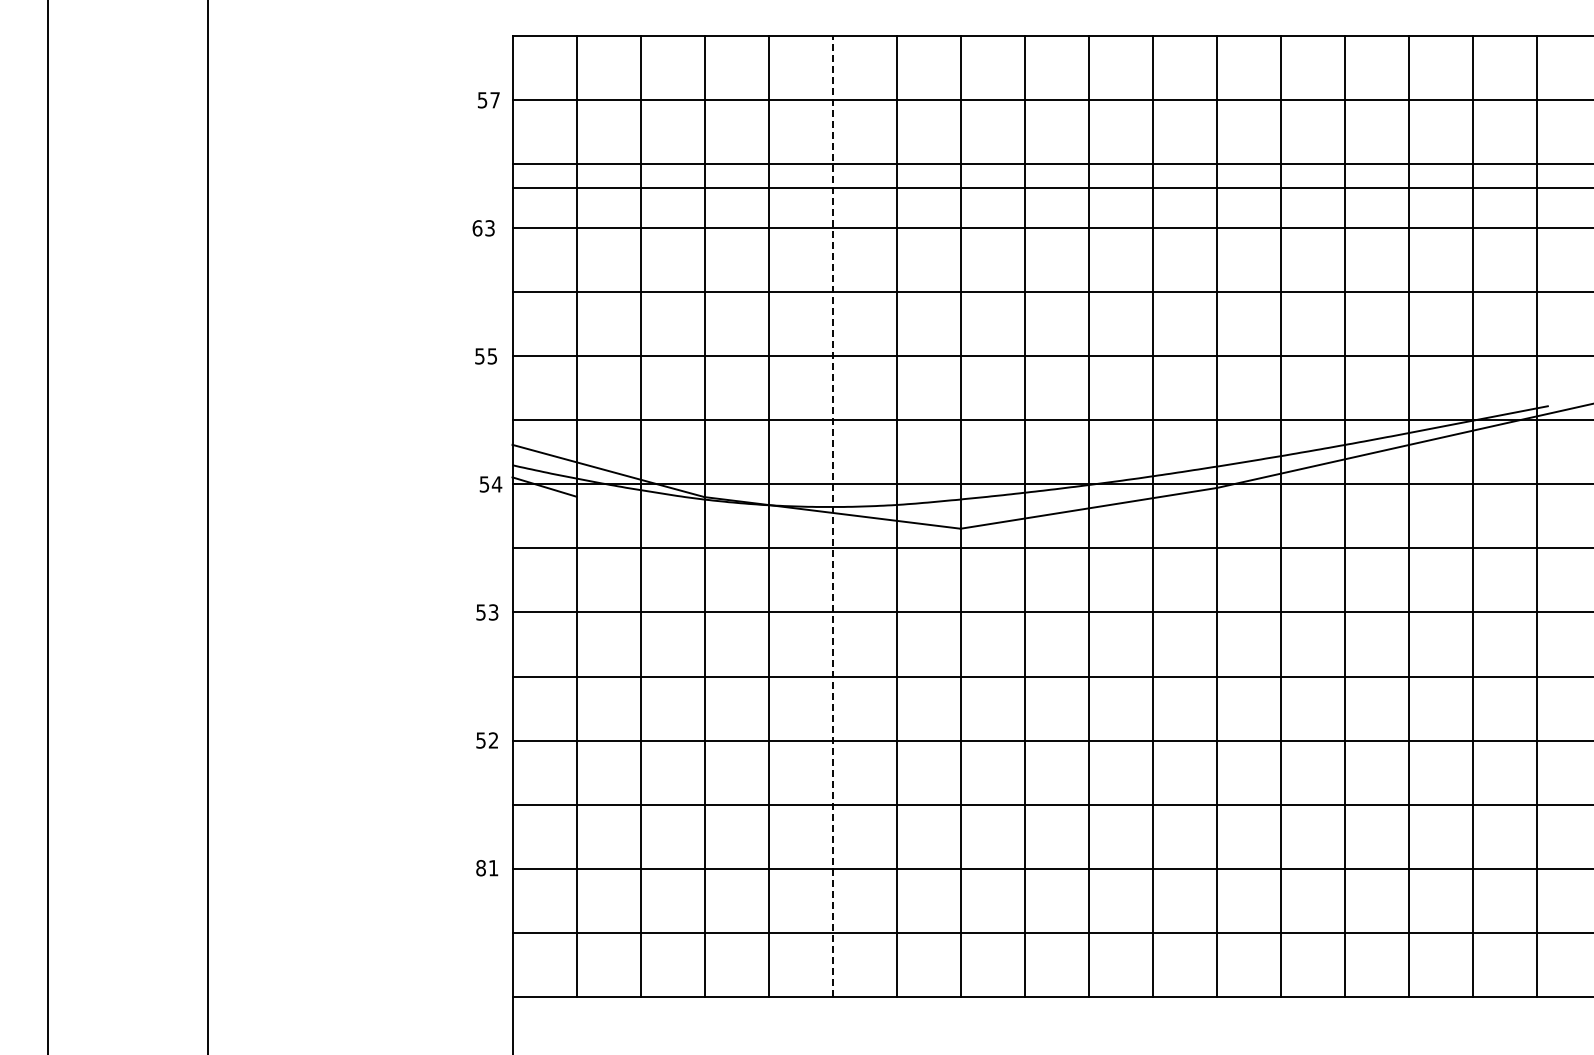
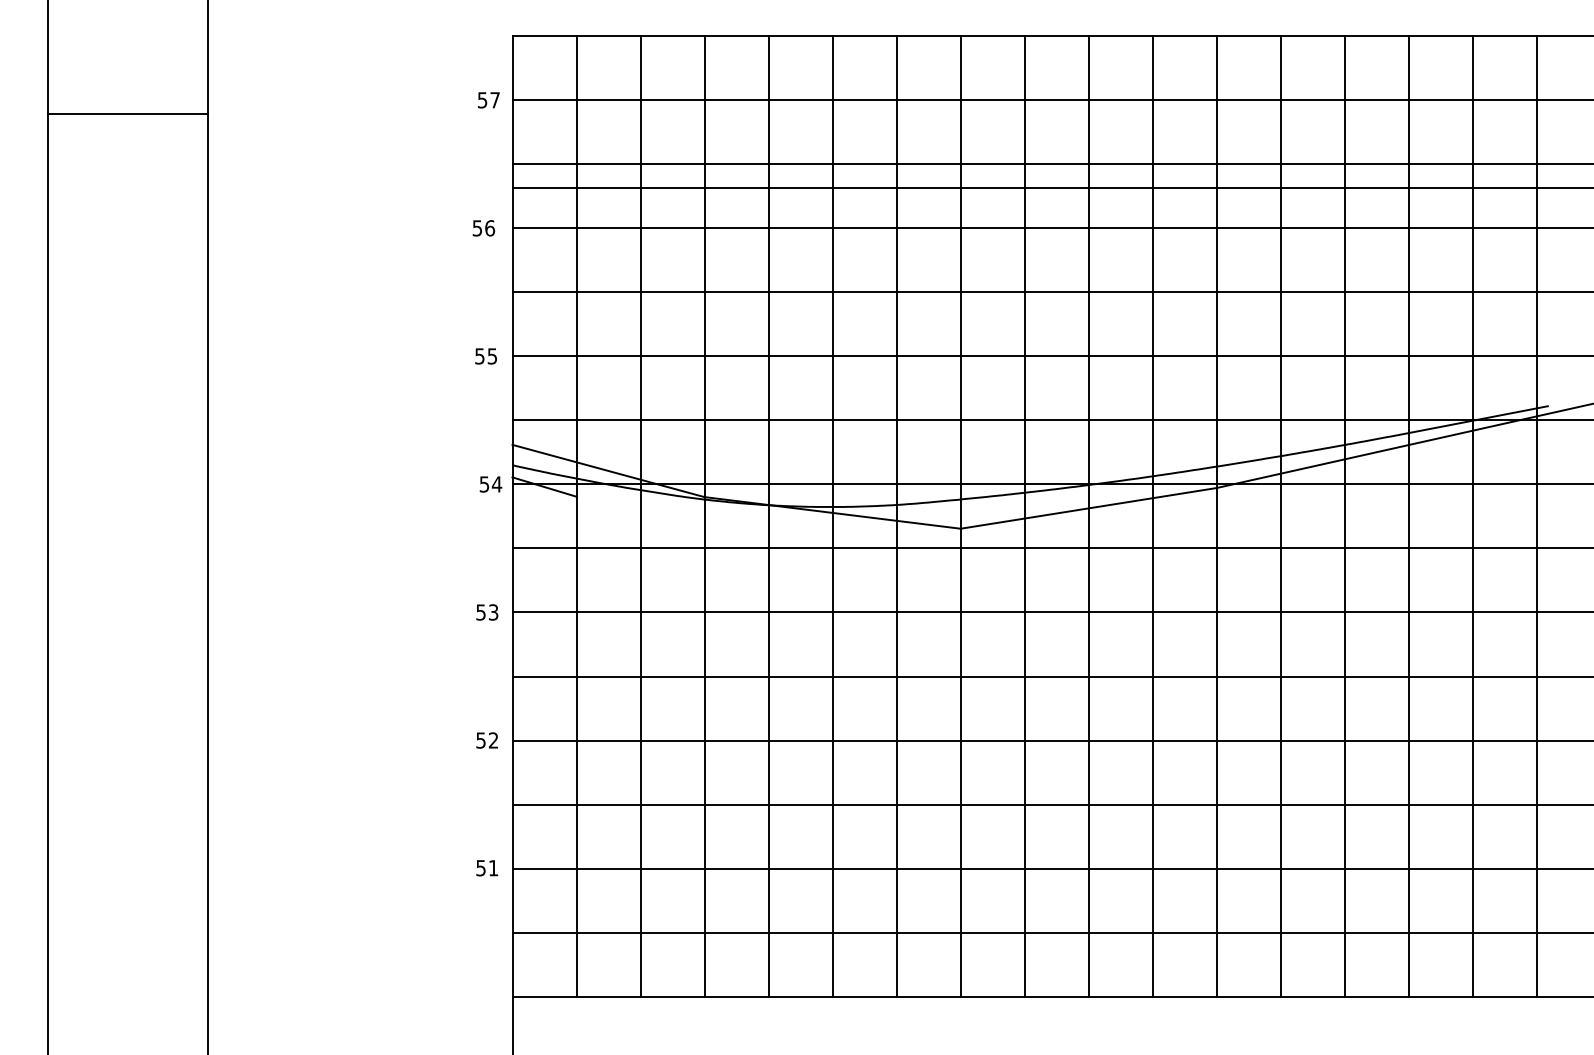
line: none -> present (127, 113)
text: 63 -> 56 (483, 228)
line: dashed -> solid (832, 515)
text: 81 -> 51 (480, 868)
